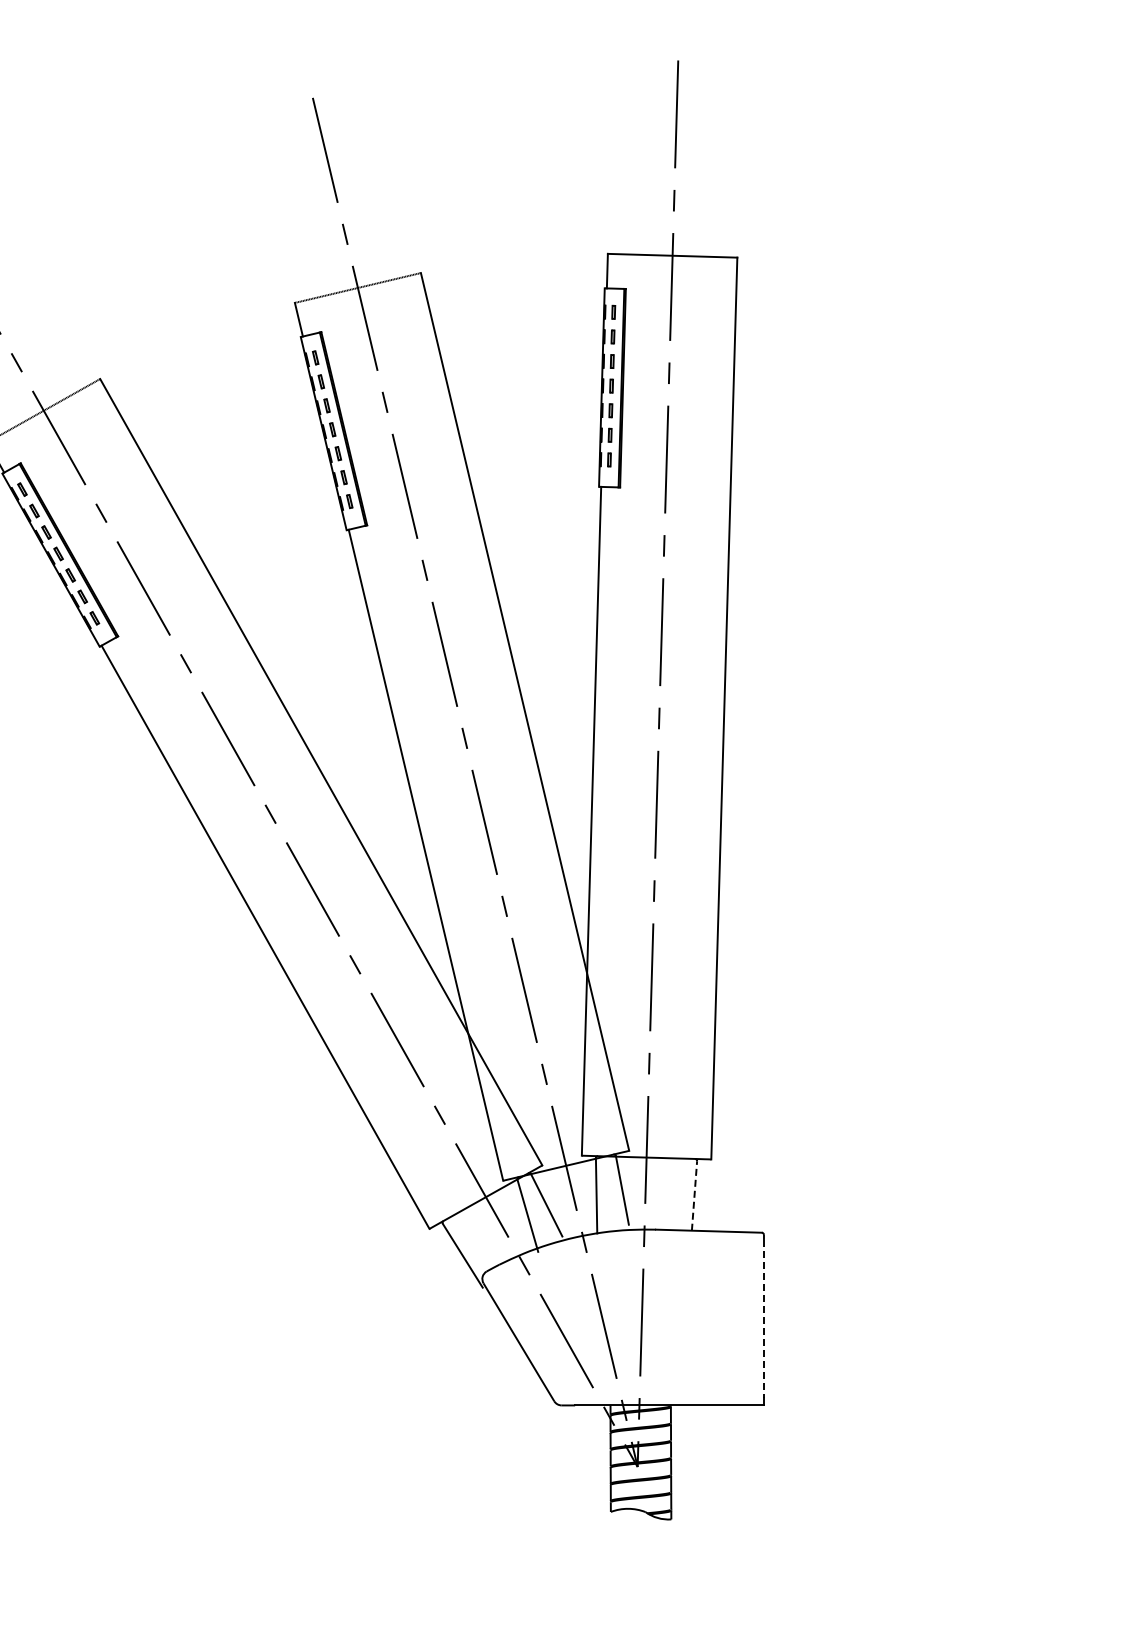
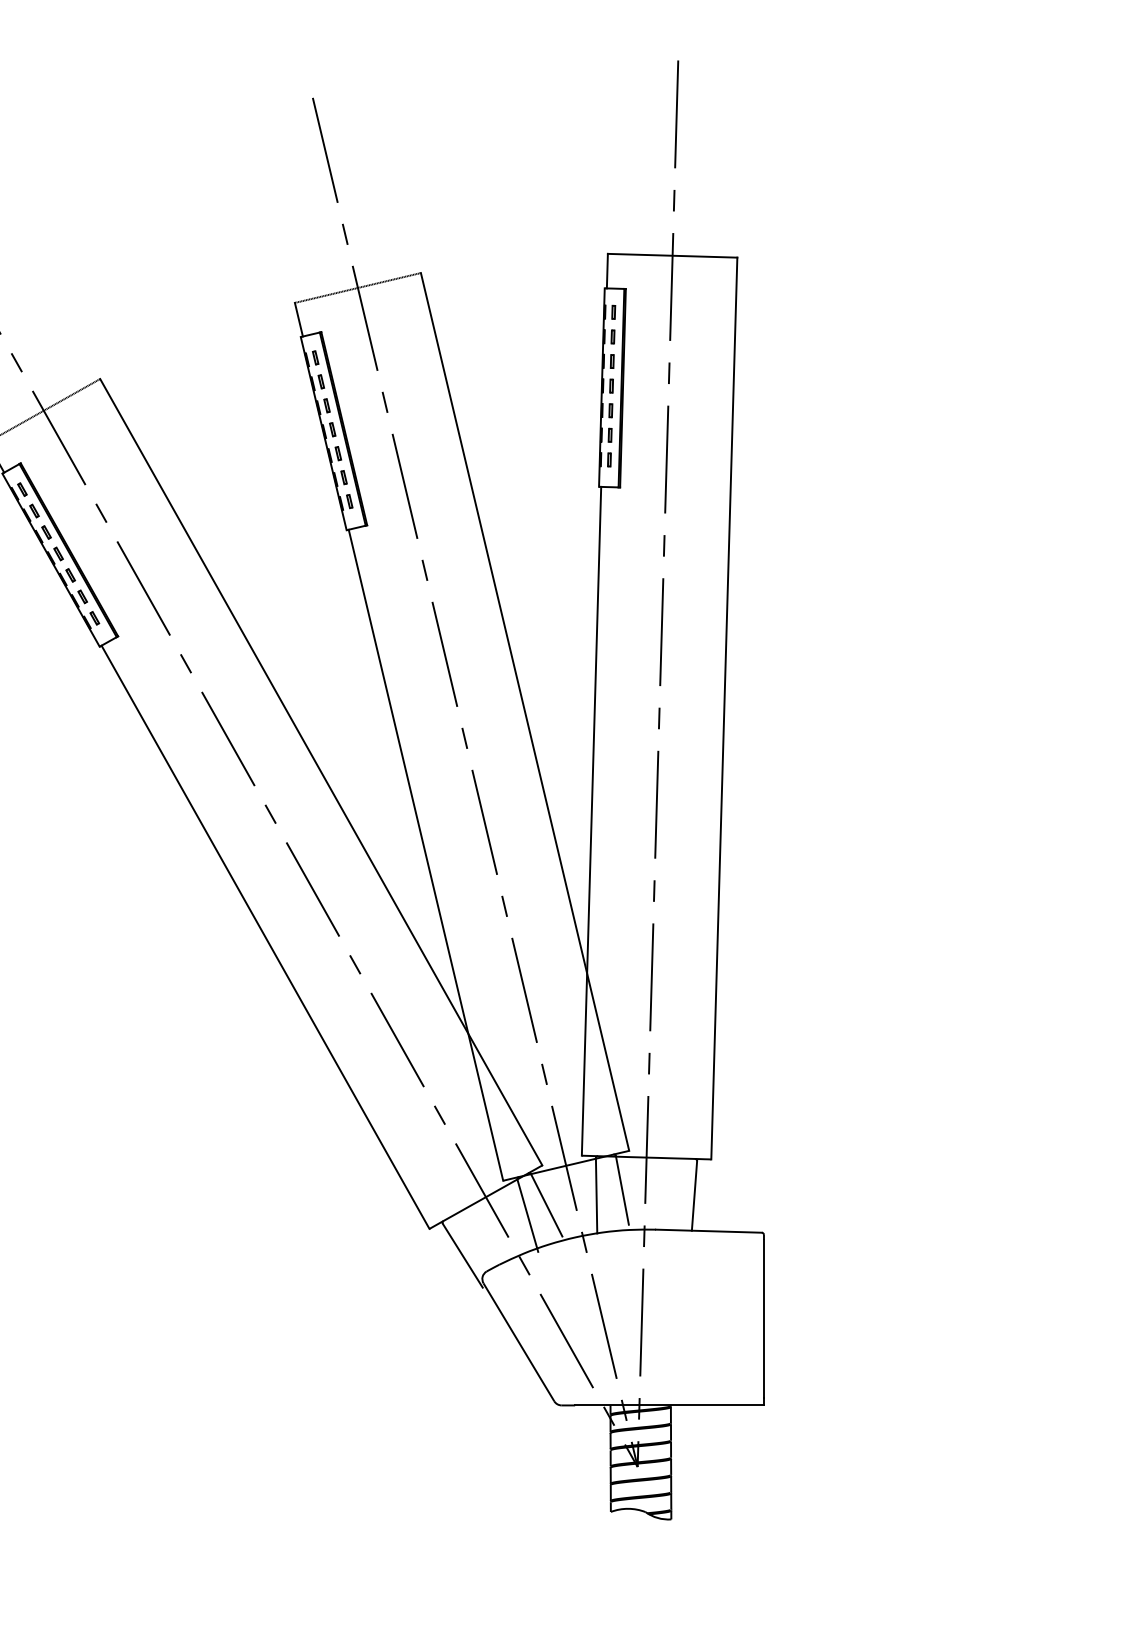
line: dashed -> solid (694, 1195)
line: dashed -> solid (763, 1319)
